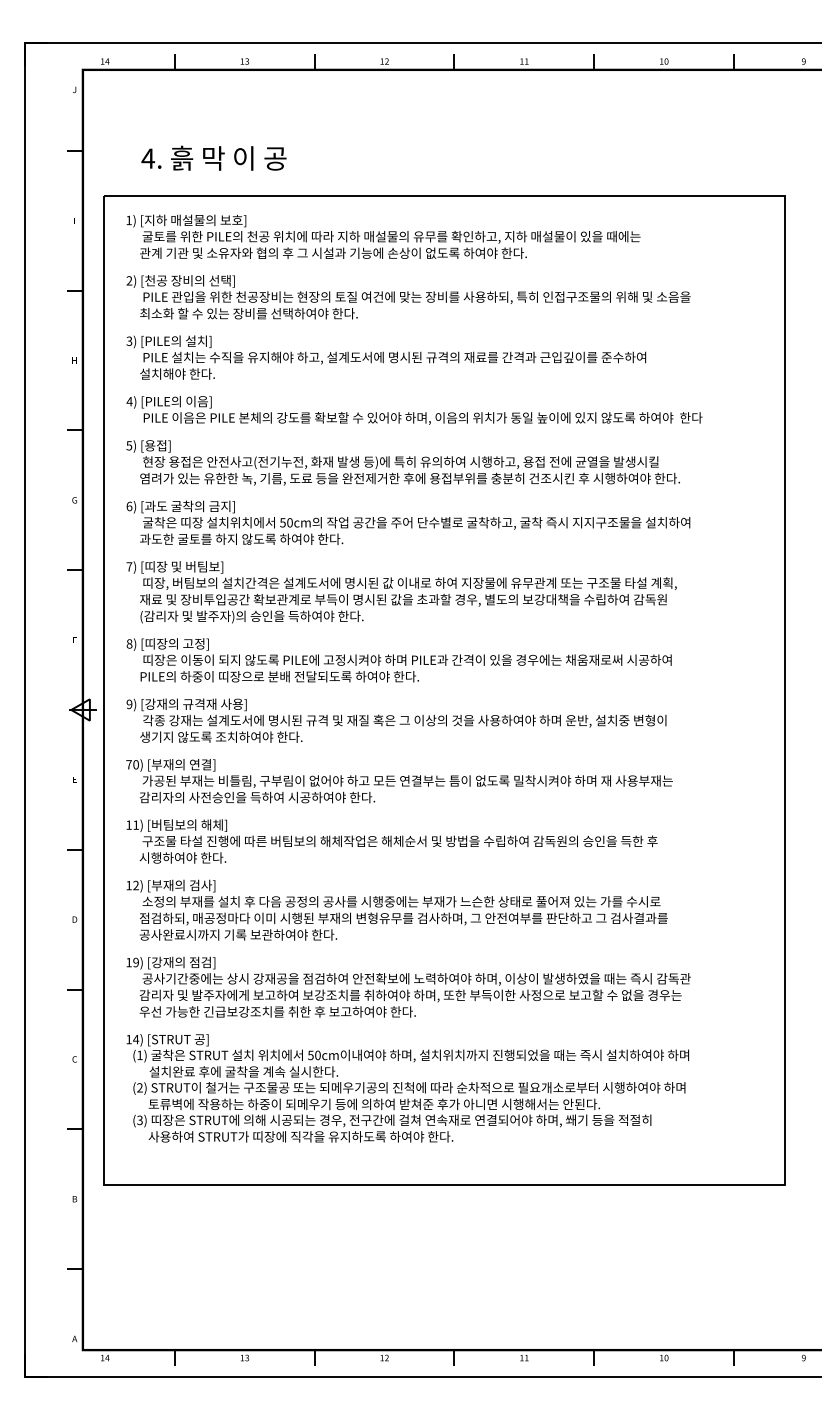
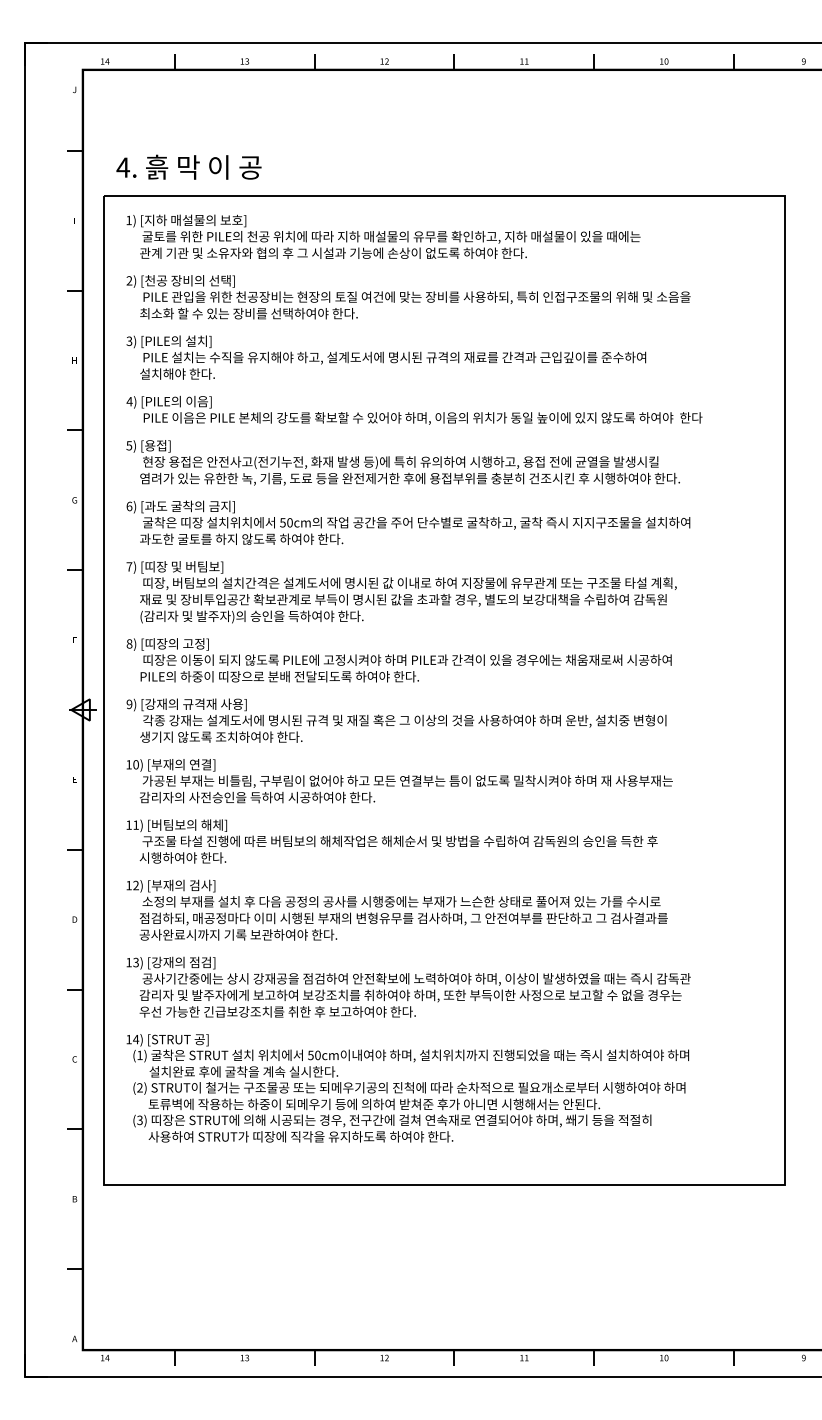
text position: (213, 157) -> (188, 166) (188, 166)
text: 70) -> 10) (128, 764)
text: 19) -> 13) (135, 962)
